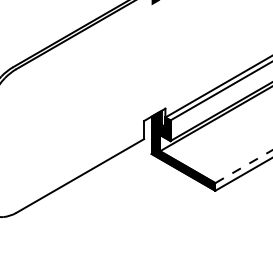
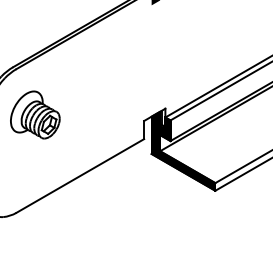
part: none -> present (35, 114)
line: dashed -> solid (243, 166)
